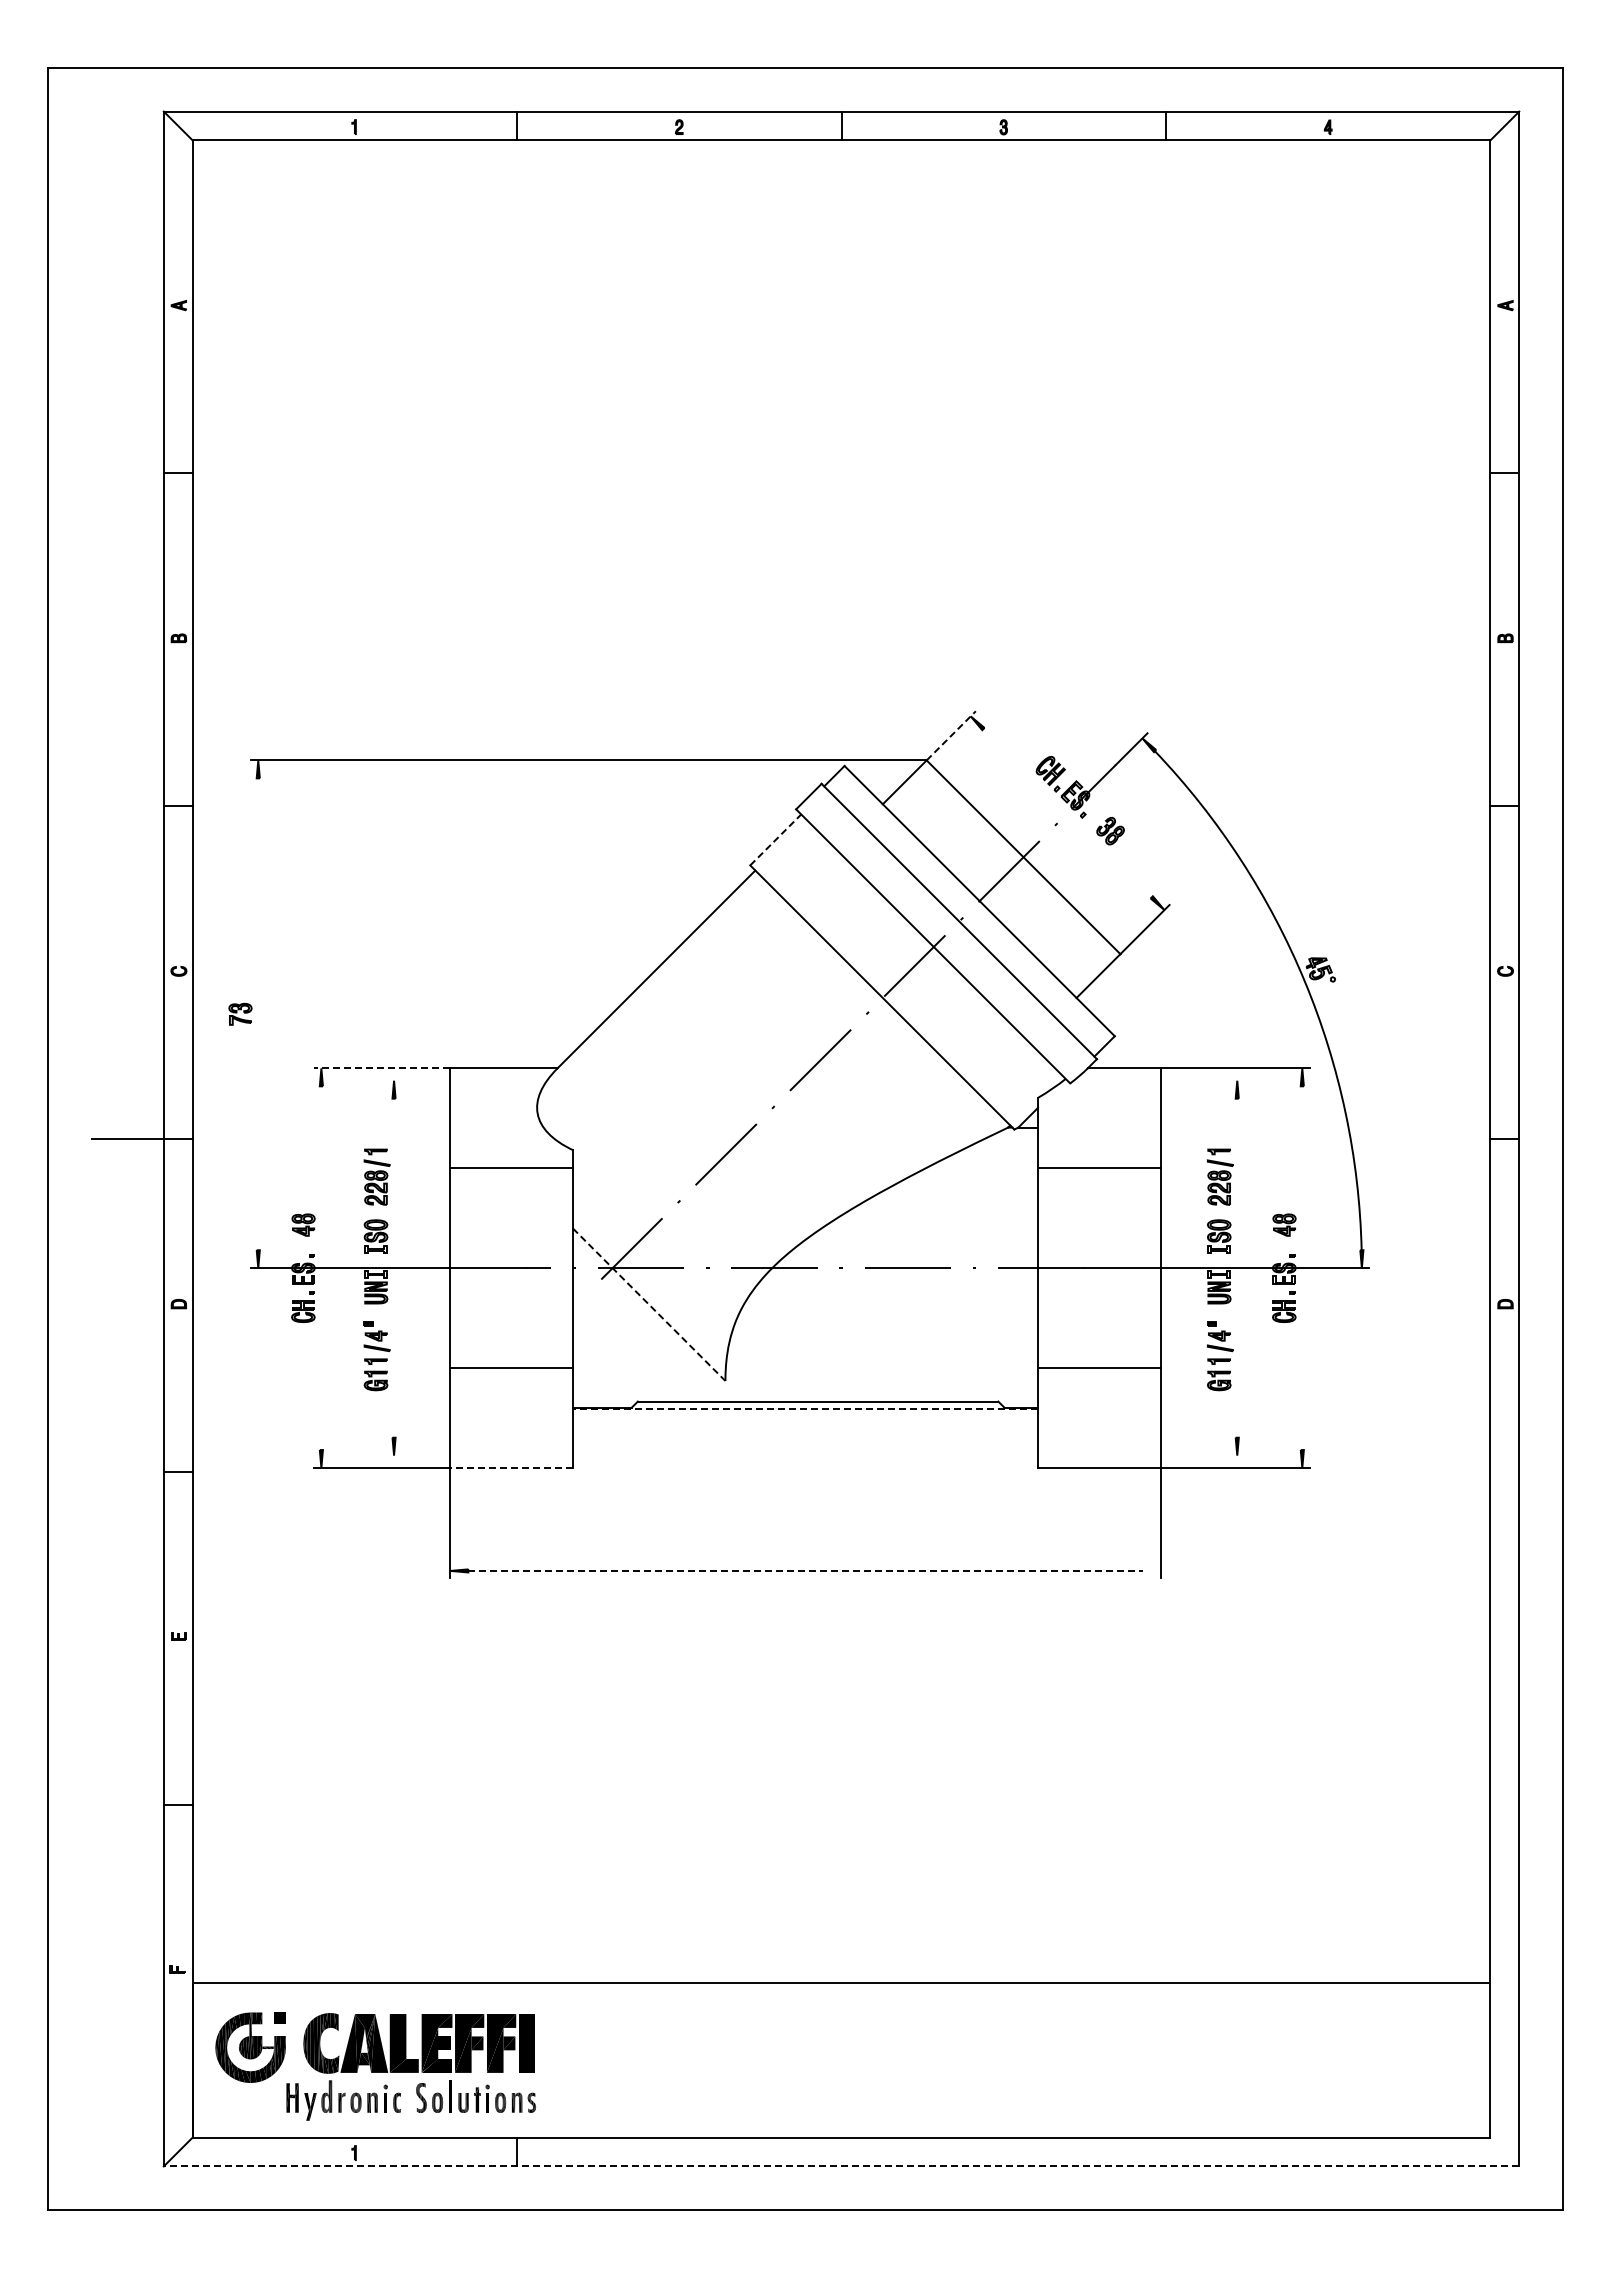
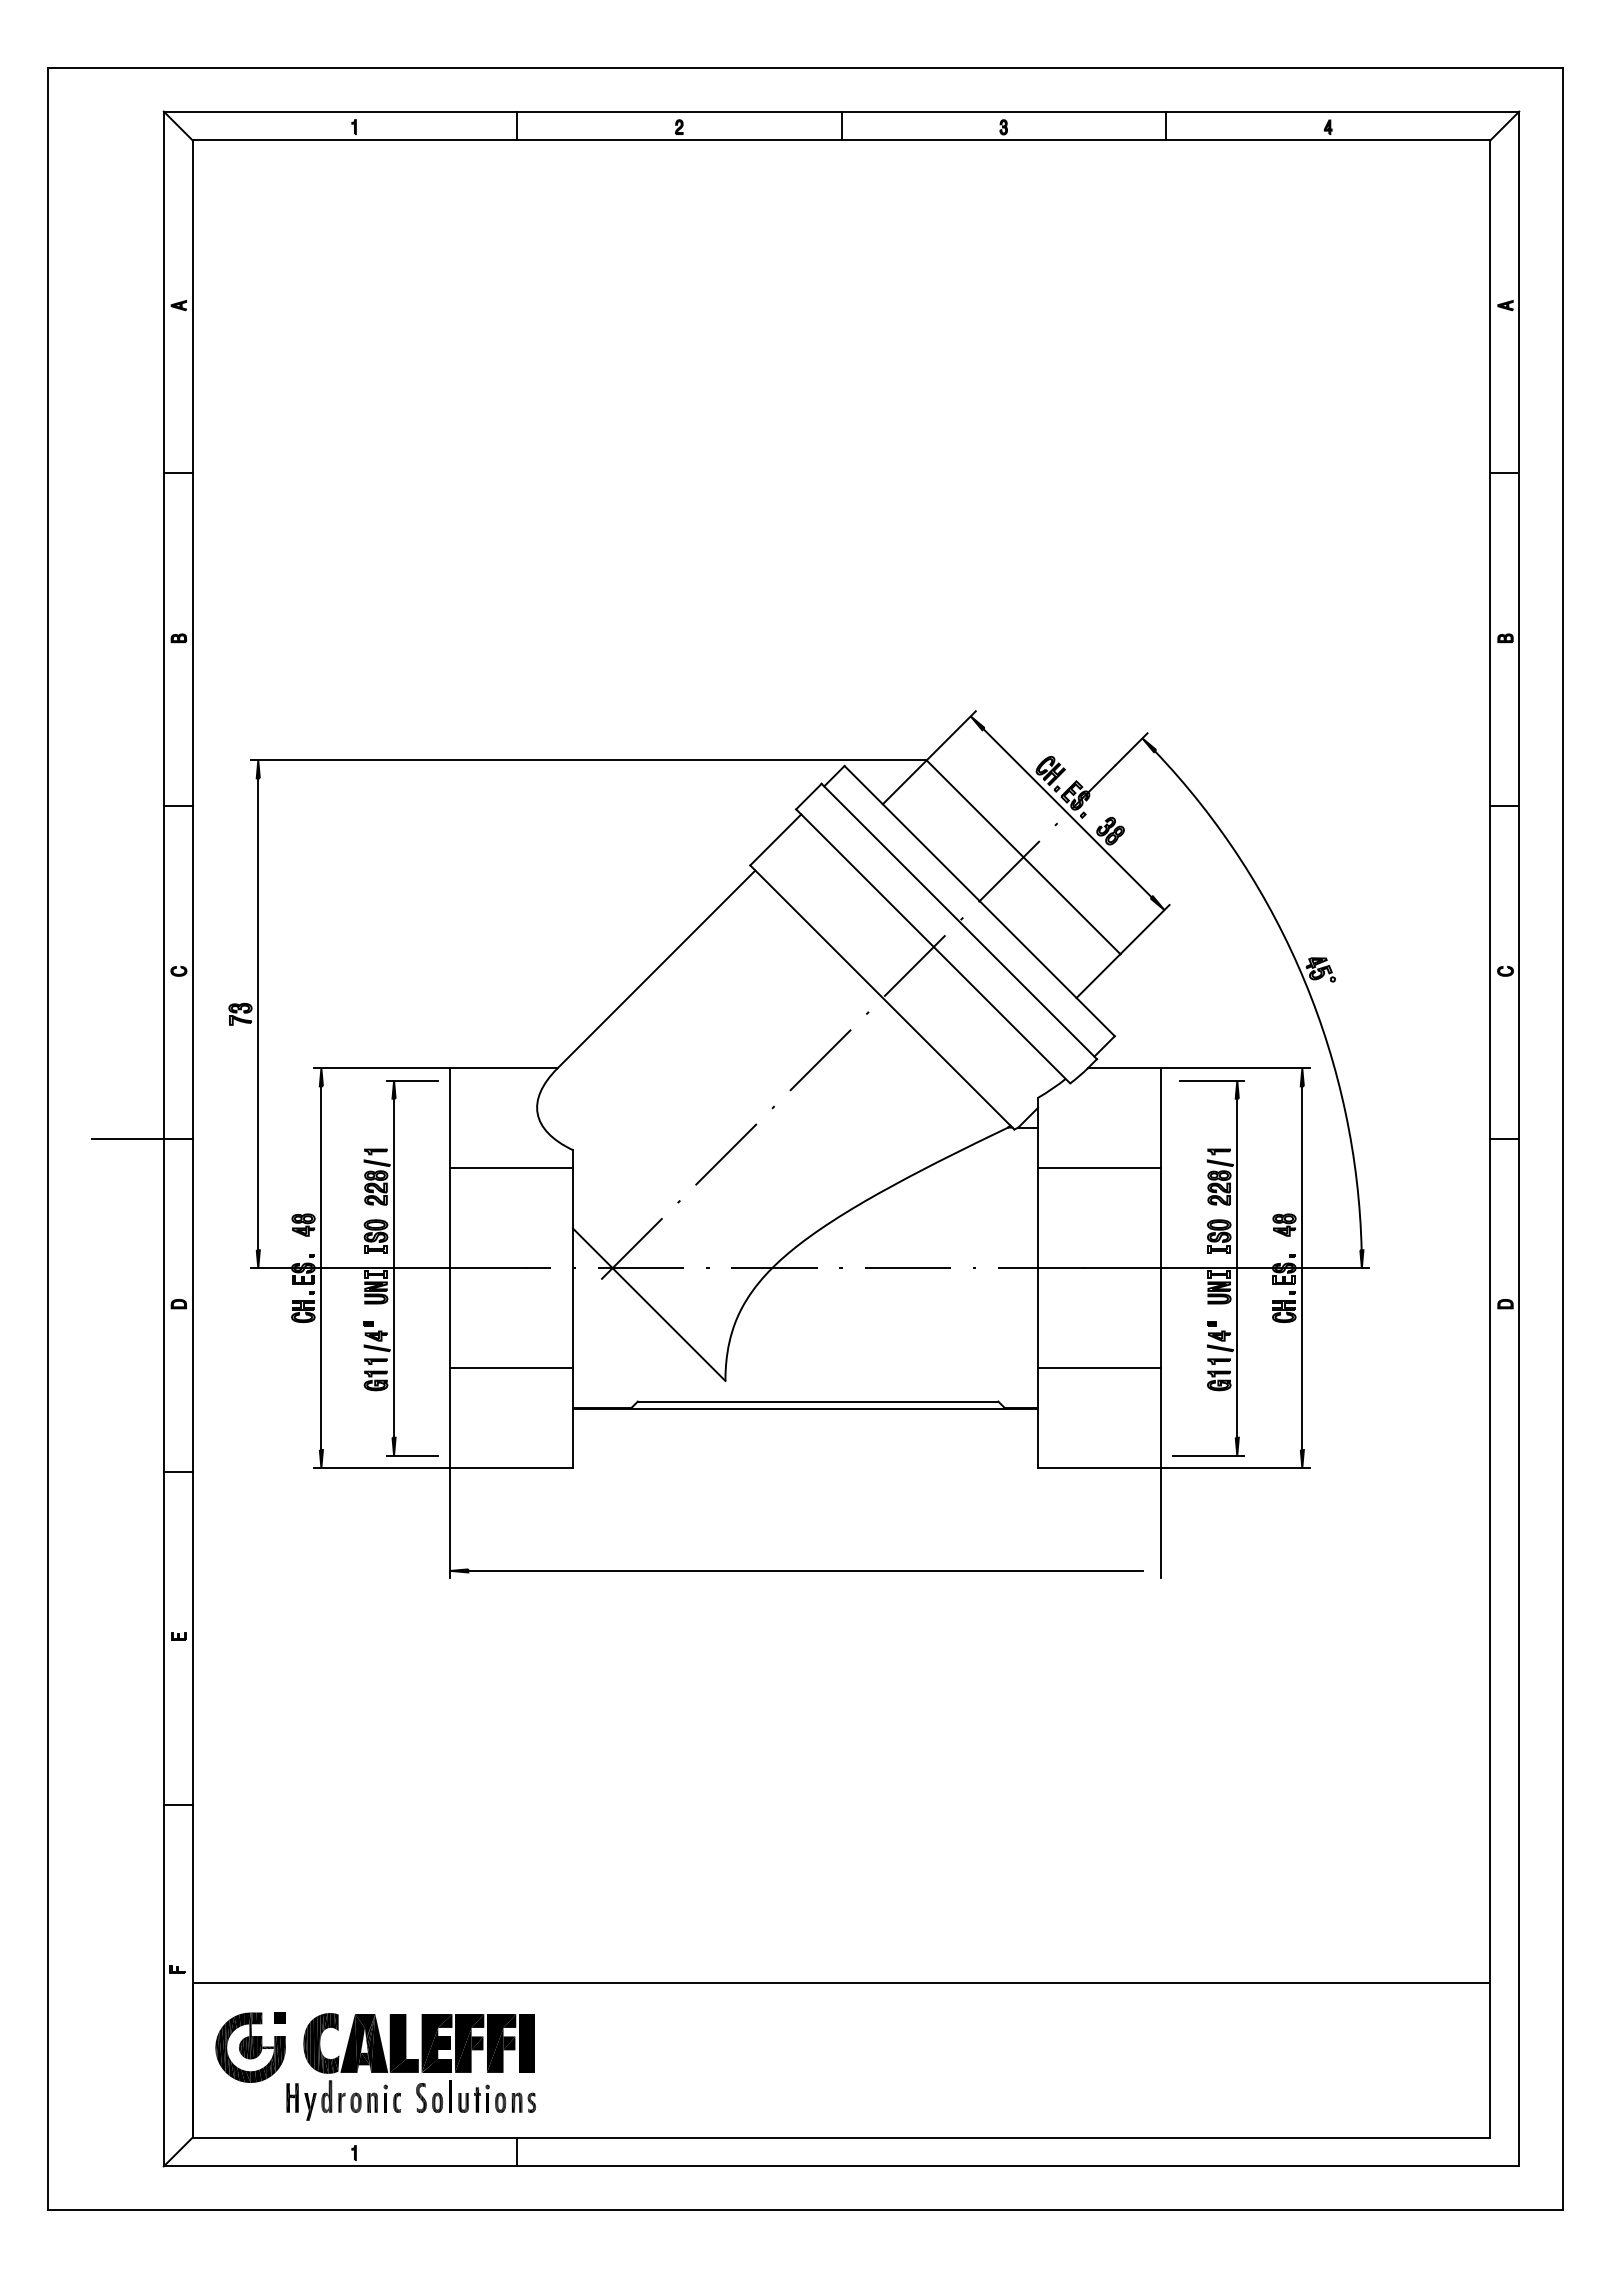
line: dashed -> solid (951, 735)
line: none -> present (1067, 813)
line: dashed -> solid (776, 839)
line: none -> present (258, 1014)
line: dashed -> solid (381, 1068)
line: none -> present (411, 1080)
line: none -> present (1212, 1080)
line: none -> present (394, 1267)
line: none -> present (1237, 1267)
line: none -> present (321, 1268)
line: none -> present (1302, 1268)
line: dashed -> solid (649, 1304)
line: dashed -> solid (805, 1408)
line: none -> present (411, 1455)
line: none -> present (1208, 1455)
line: dashed -> solid (511, 1468)
line: dashed -> solid (805, 1570)
line: dashed -> solid (841, 2166)
